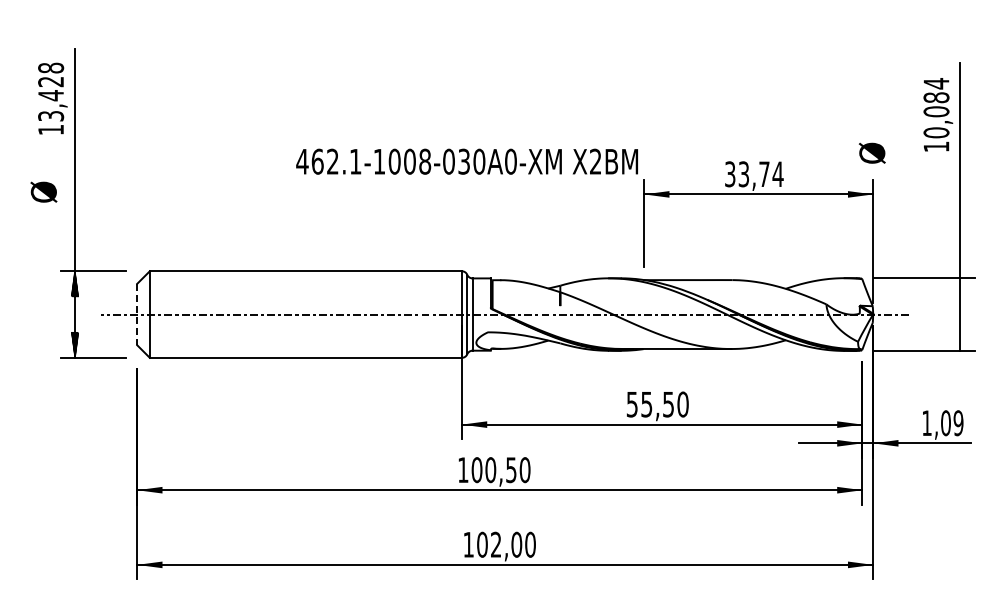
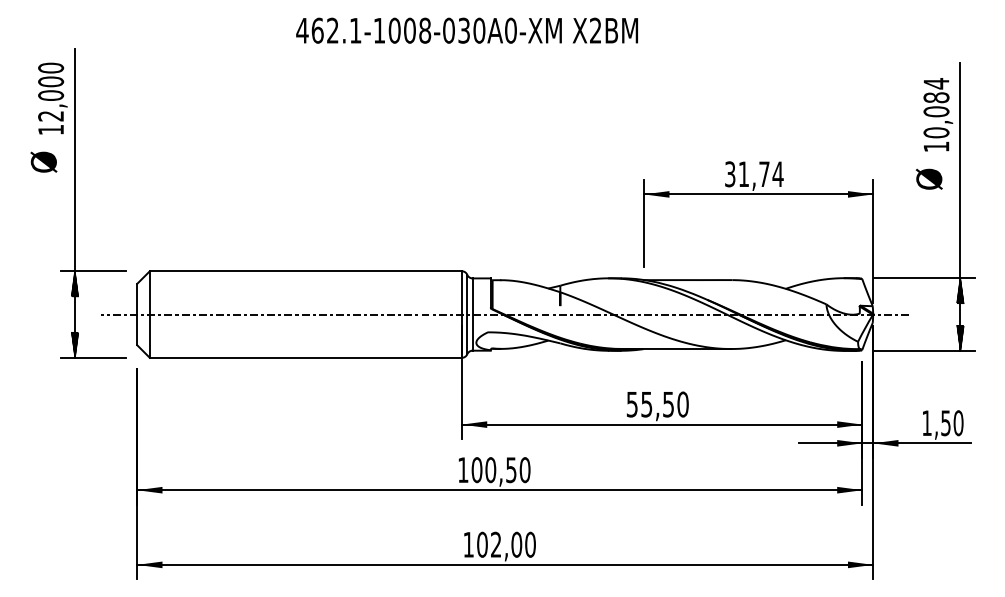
text: 13,428 -> 12,000 (51, 91)
text position: (871, 152) -> (928, 178) (928, 178)
text position: (466, 161) -> (466, 30) (466, 30)
text: 33,74 -> 31,74 (743, 174)
text position: (43, 191) -> (43, 161) (43, 161)
hatch: none -> present (960, 290)
line: dashed -> solid (137, 314)
hatch: none -> present (960, 337)
text: 1,09 -> 1,50 (952, 423)
